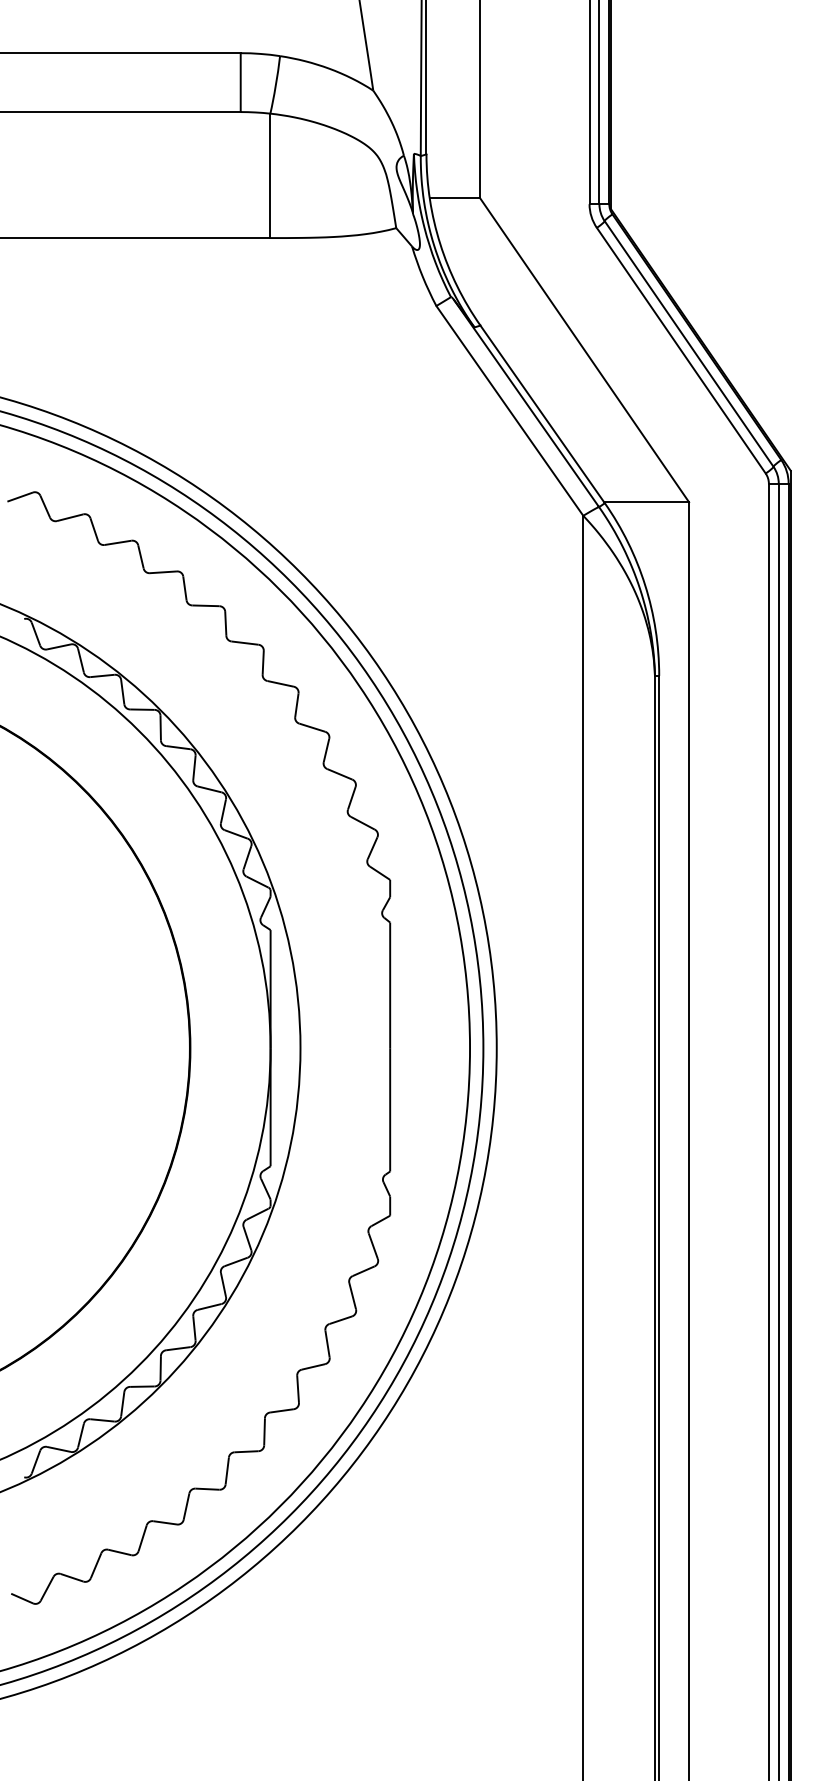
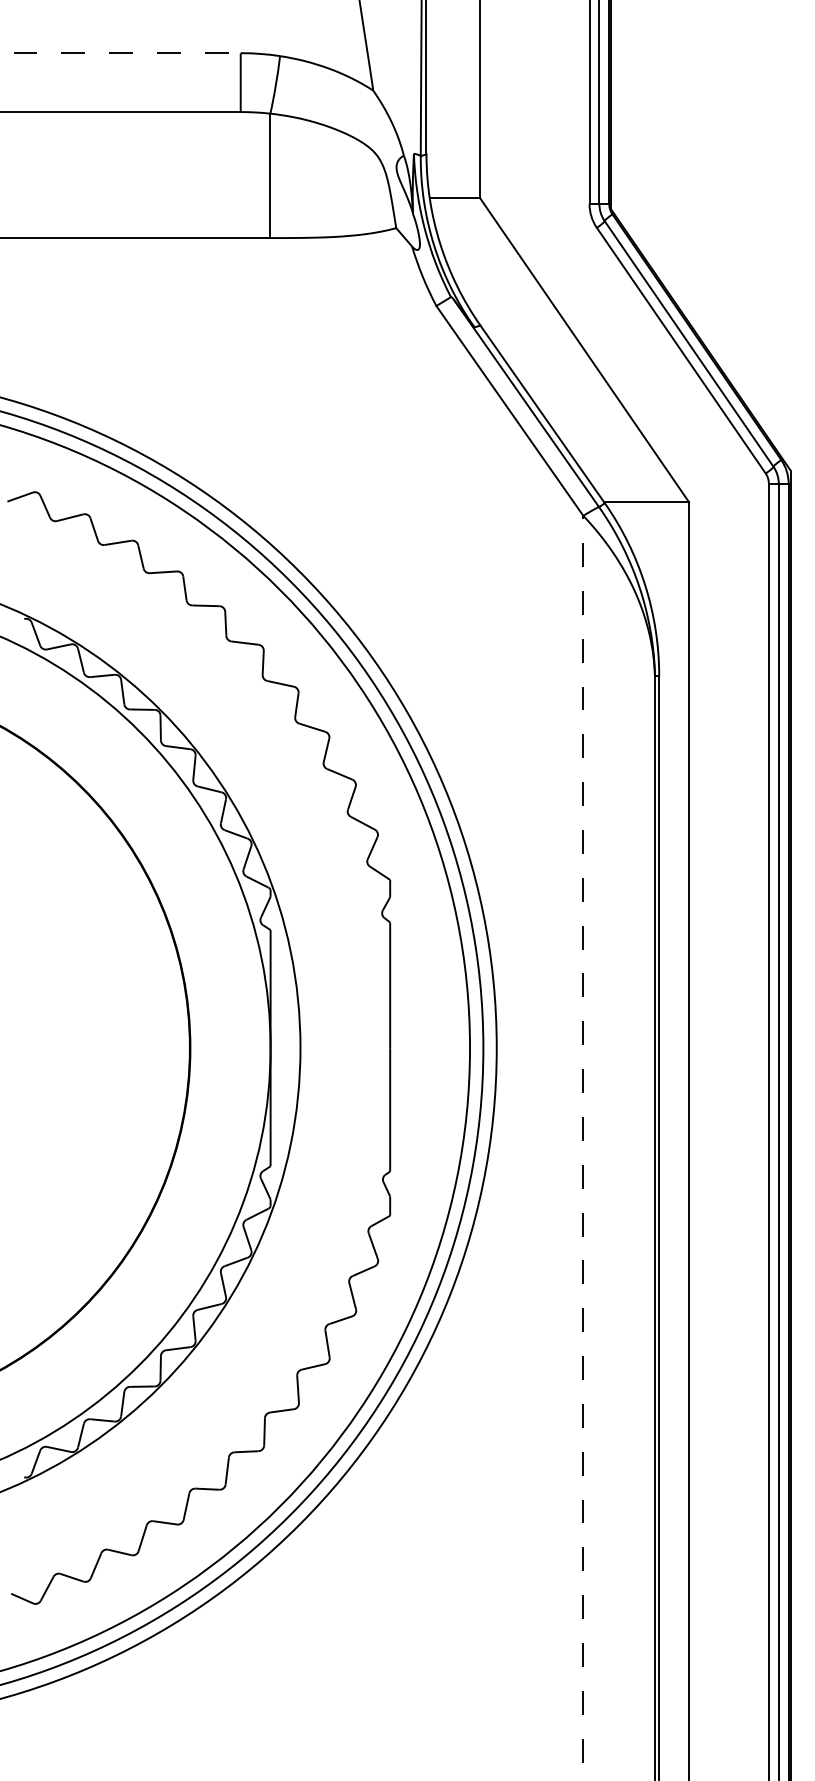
line: solid -> dashed (120, 53)
line: solid -> dashed (583, 1147)
